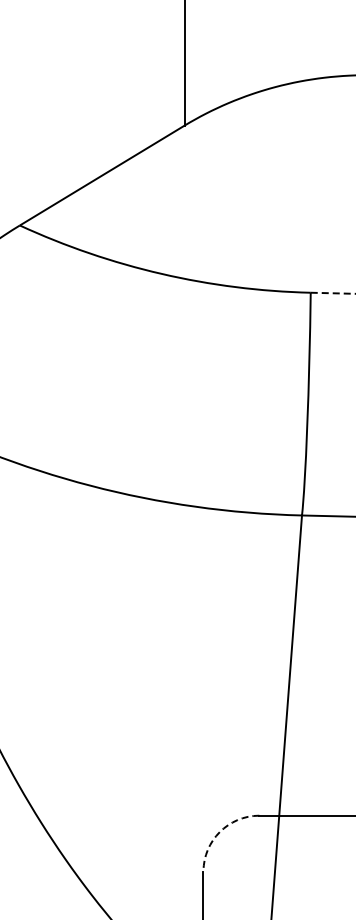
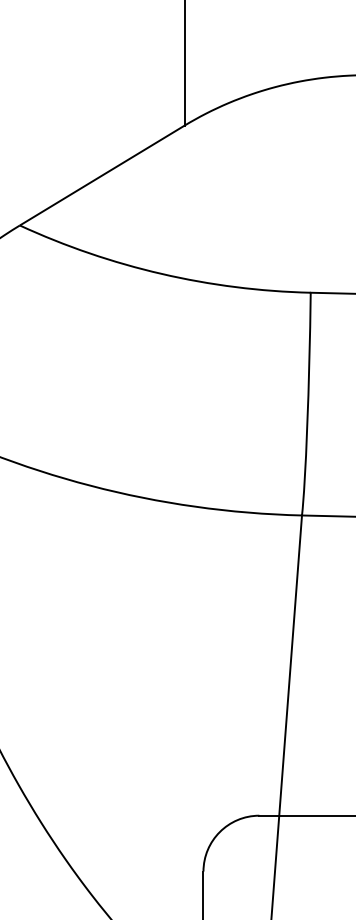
line: dashed -> solid (333, 293)
arc: dashed -> solid (219, 832)
